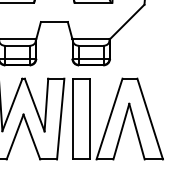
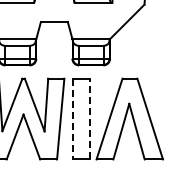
line: solid -> dashed (90, 118)
line: solid -> dashed (73, 119)
